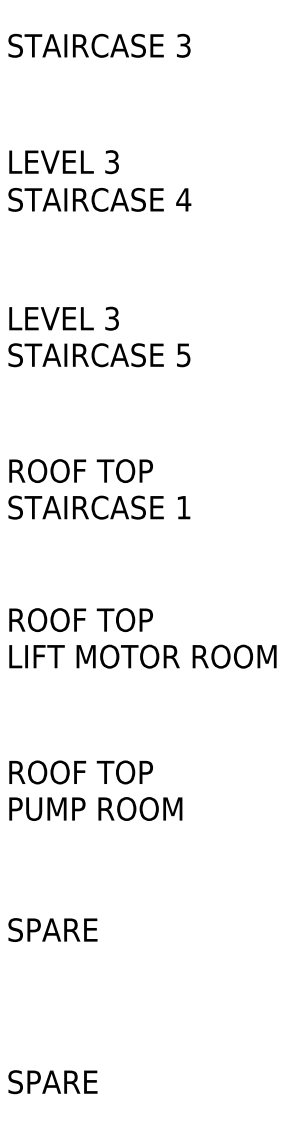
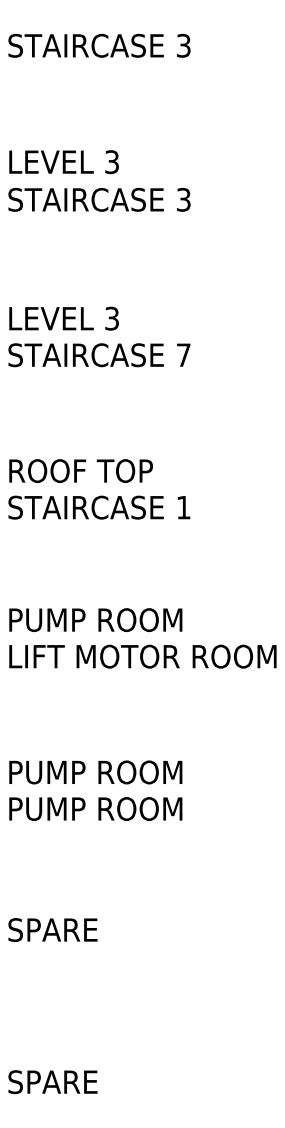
text: 4 -> 3 (183, 199)
text: 5 -> 7 (183, 355)
text: ROOF TOP -> PUMP ROOM (97, 620)
text: ROOF TOP -> PUMP ROOM (97, 772)
